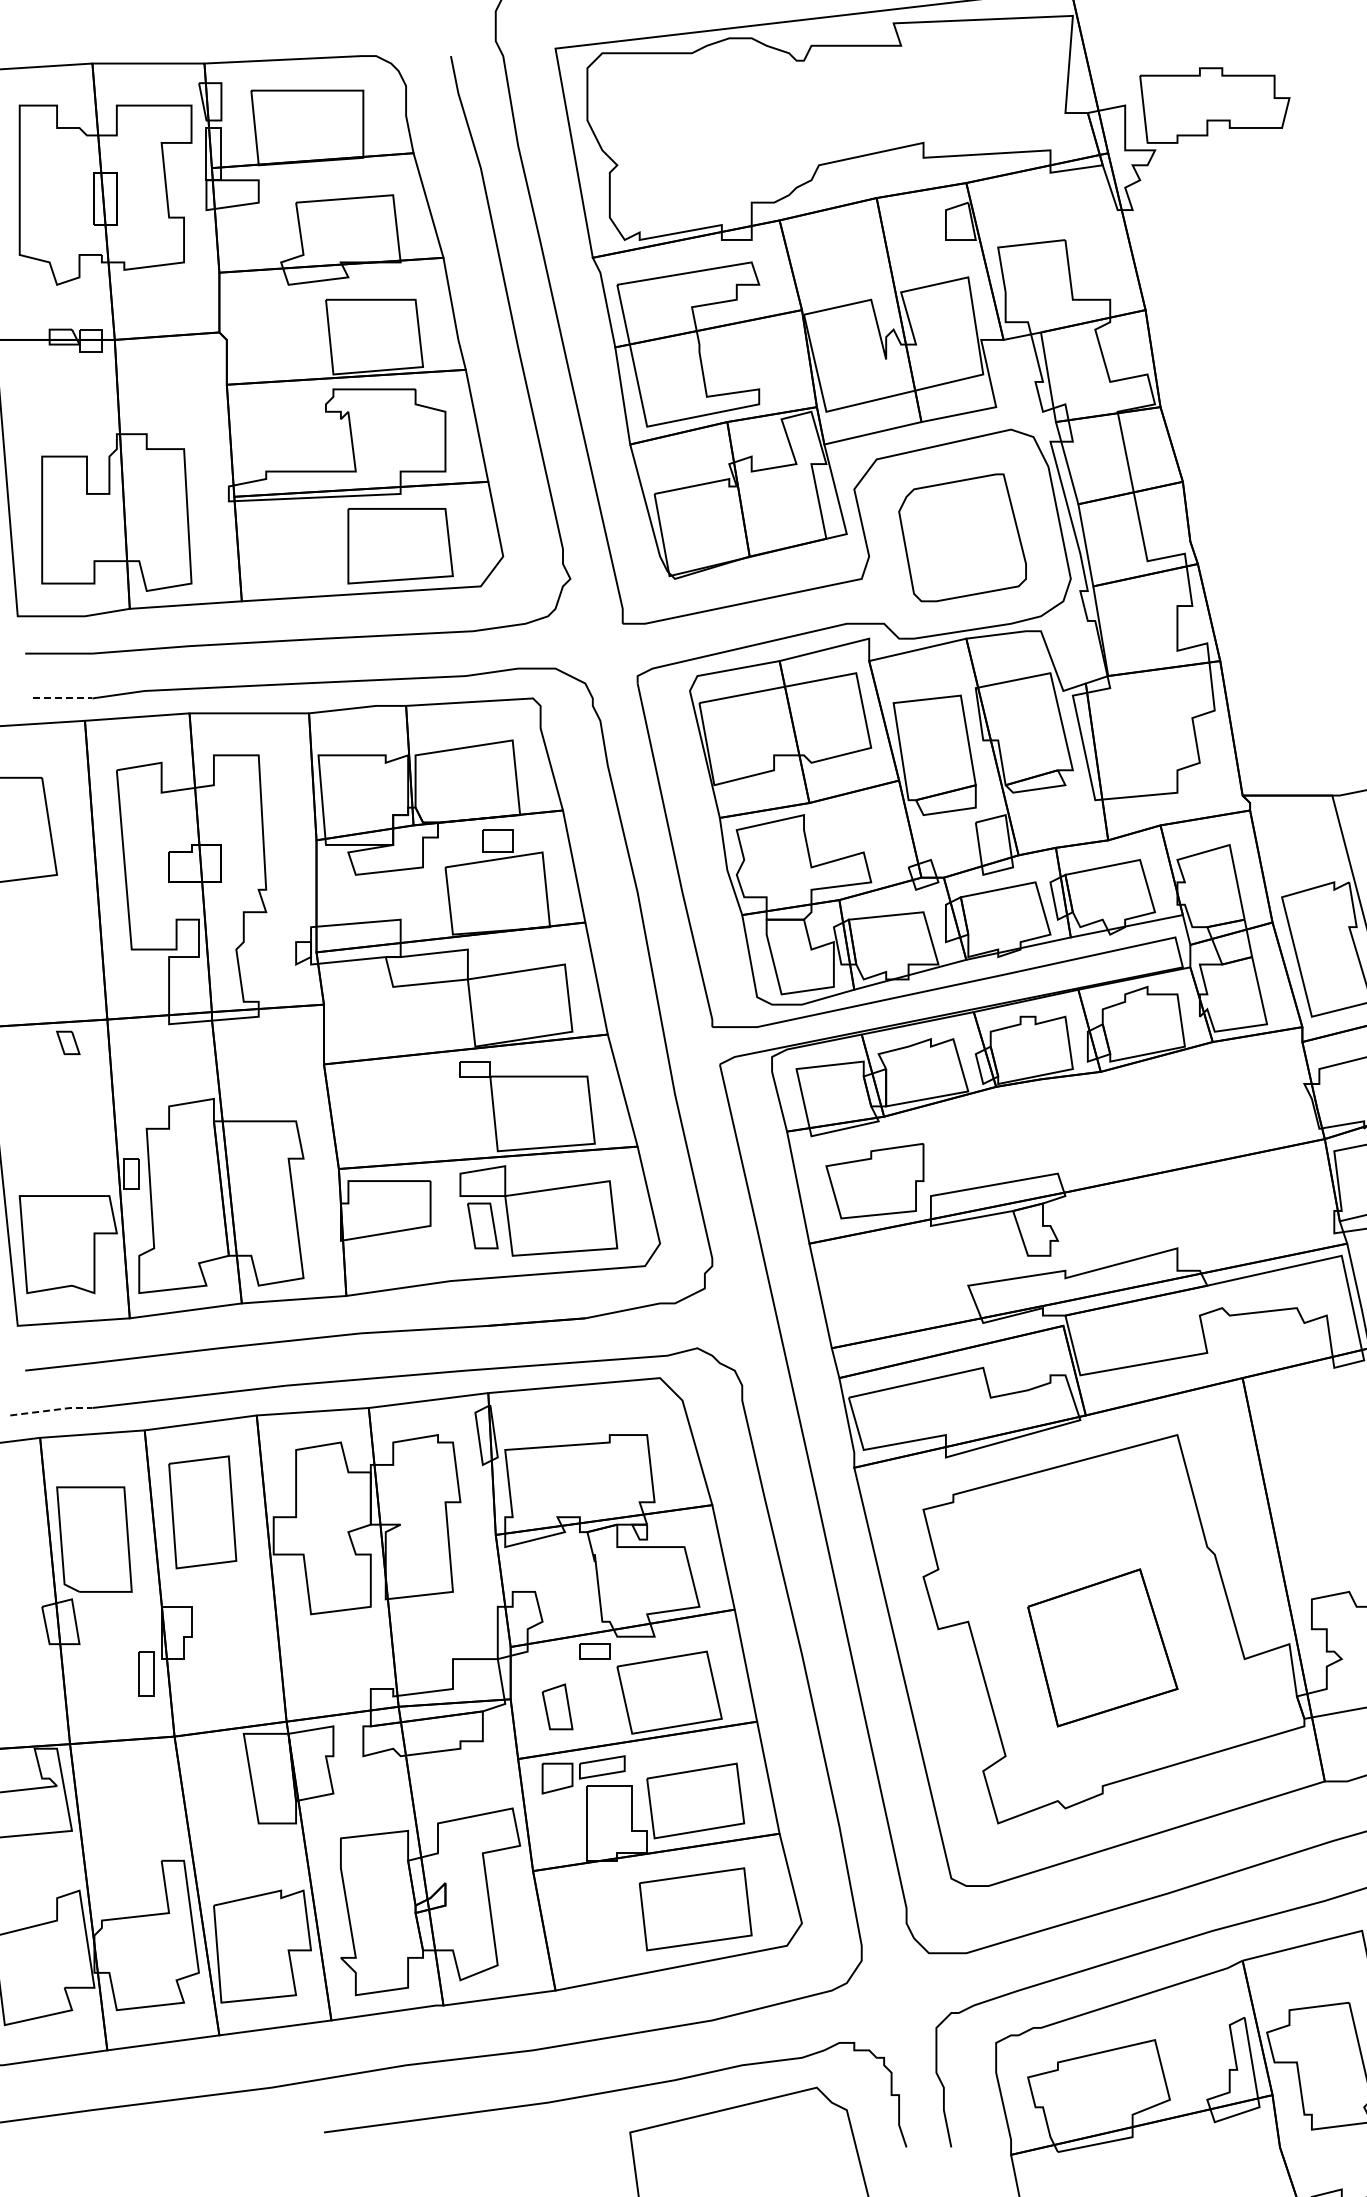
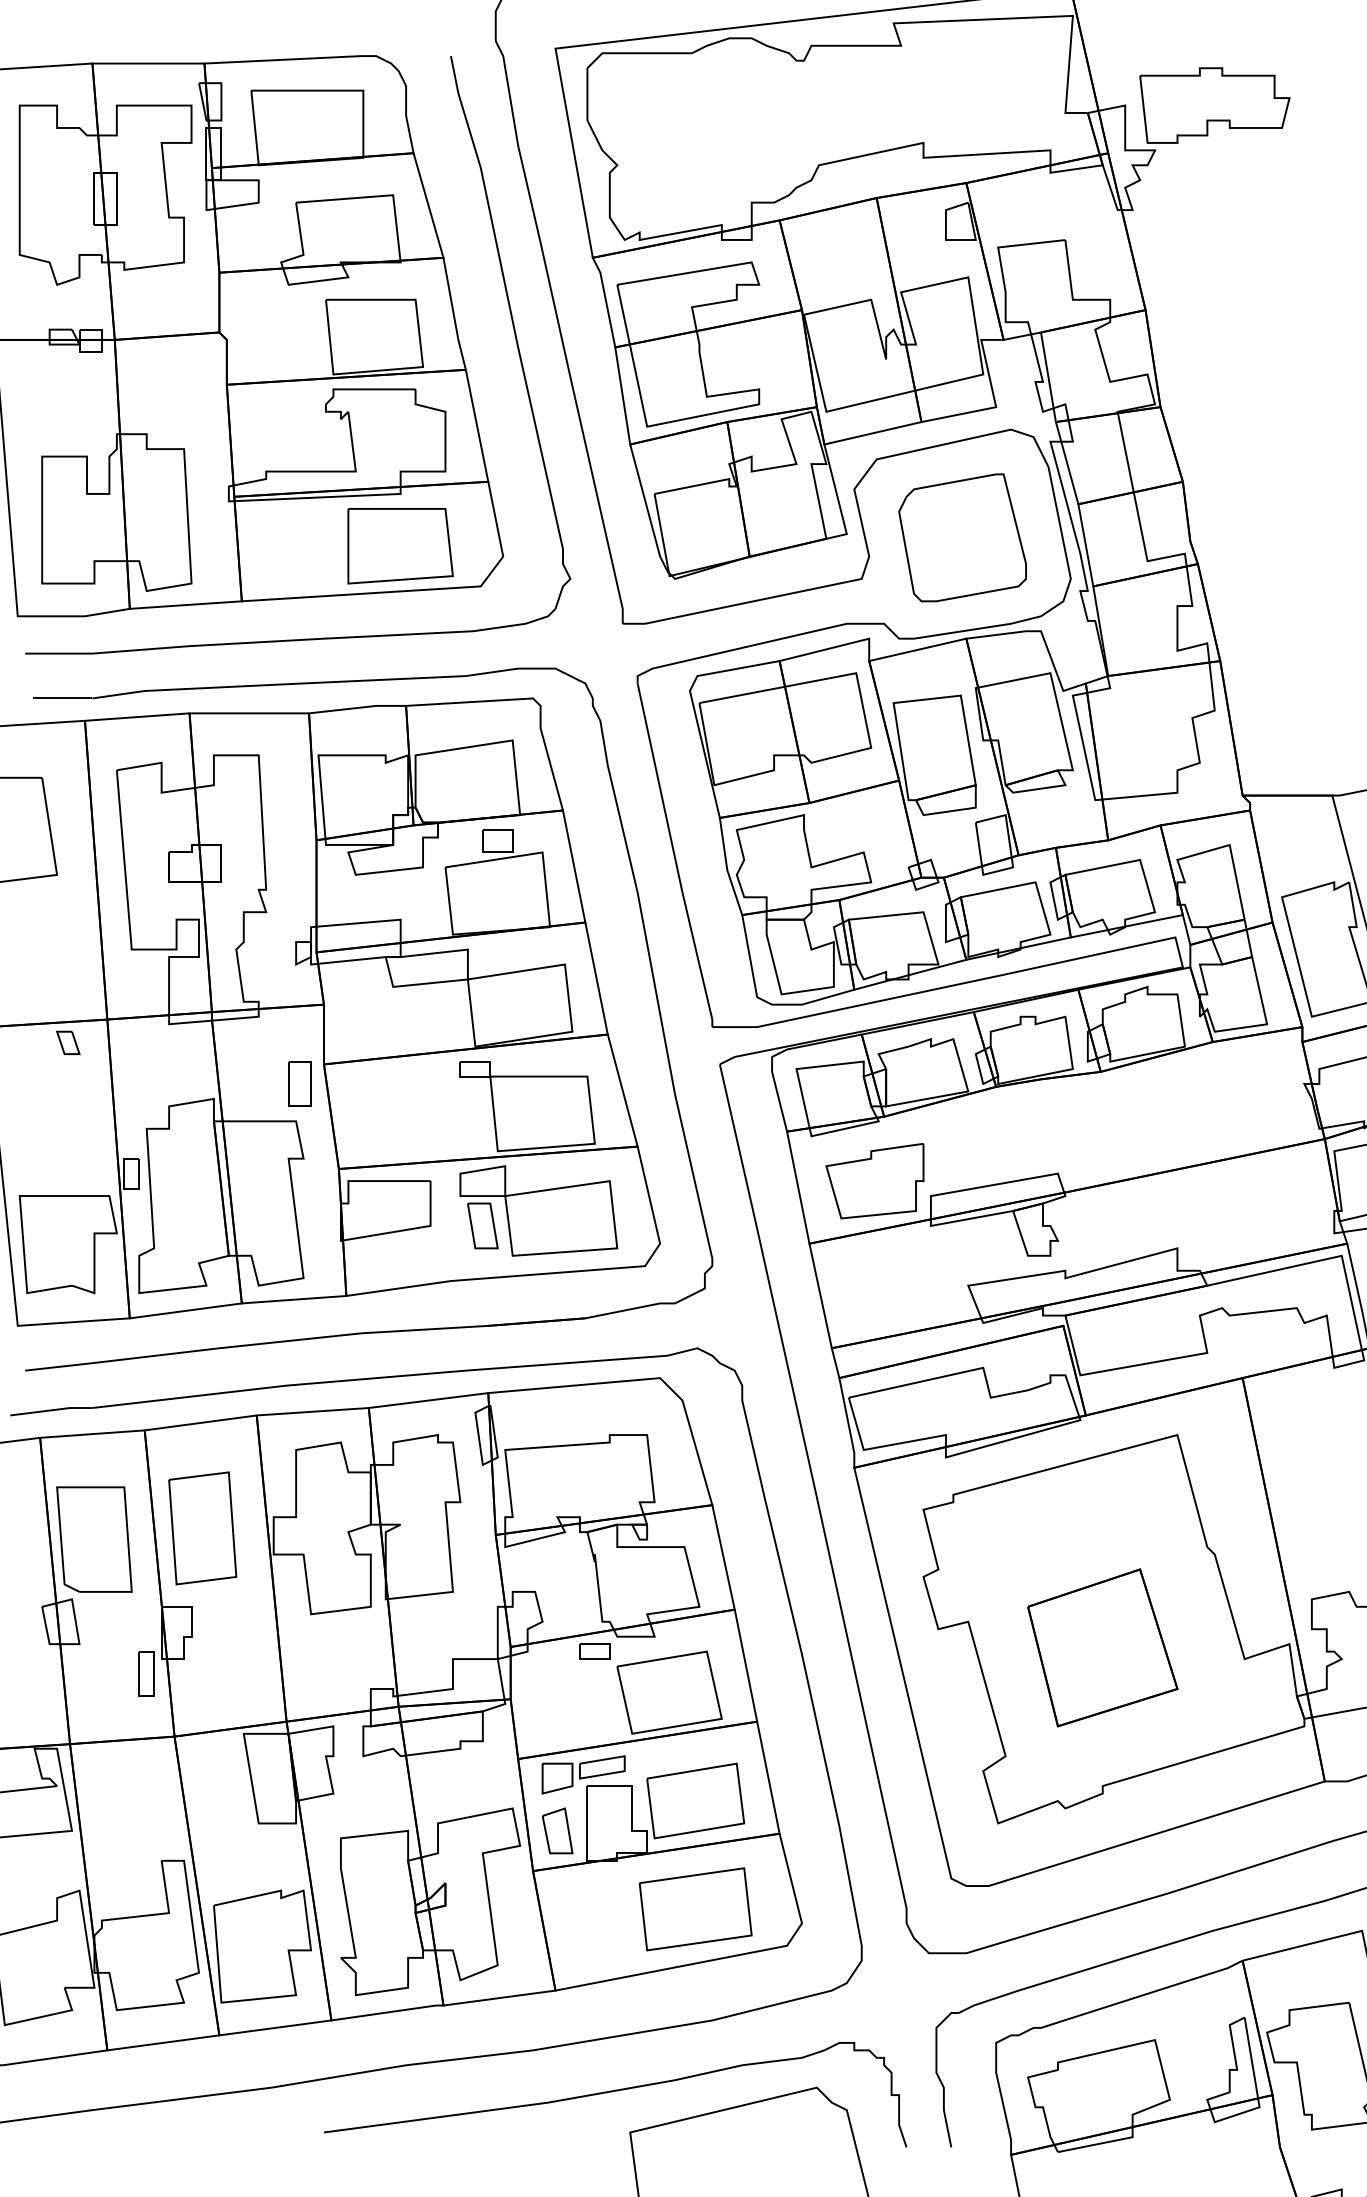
line: dashed -> solid (62, 698)
part: none -> present (299, 1083)
line: dashed -> solid (52, 1410)
part position: (202, 1512) -> (202, 1528) (202, 1528)
part position: (557, 1706) -> (557, 1830) (557, 1830)
